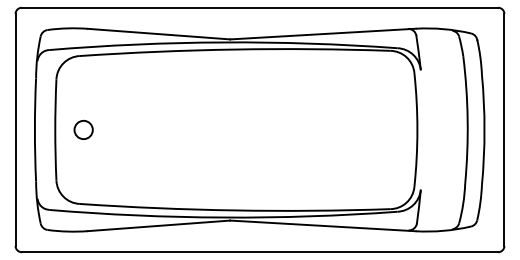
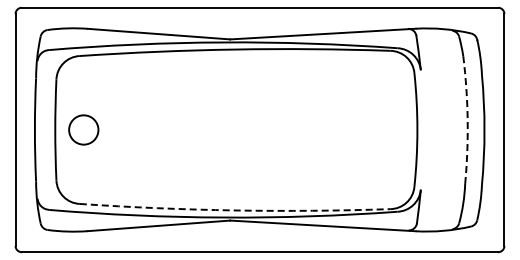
arc: solid -> dashed (467, 120)
circle size: 21x20 px -> 32x32 px (83, 129)
arc: solid -> dashed (234, 210)
